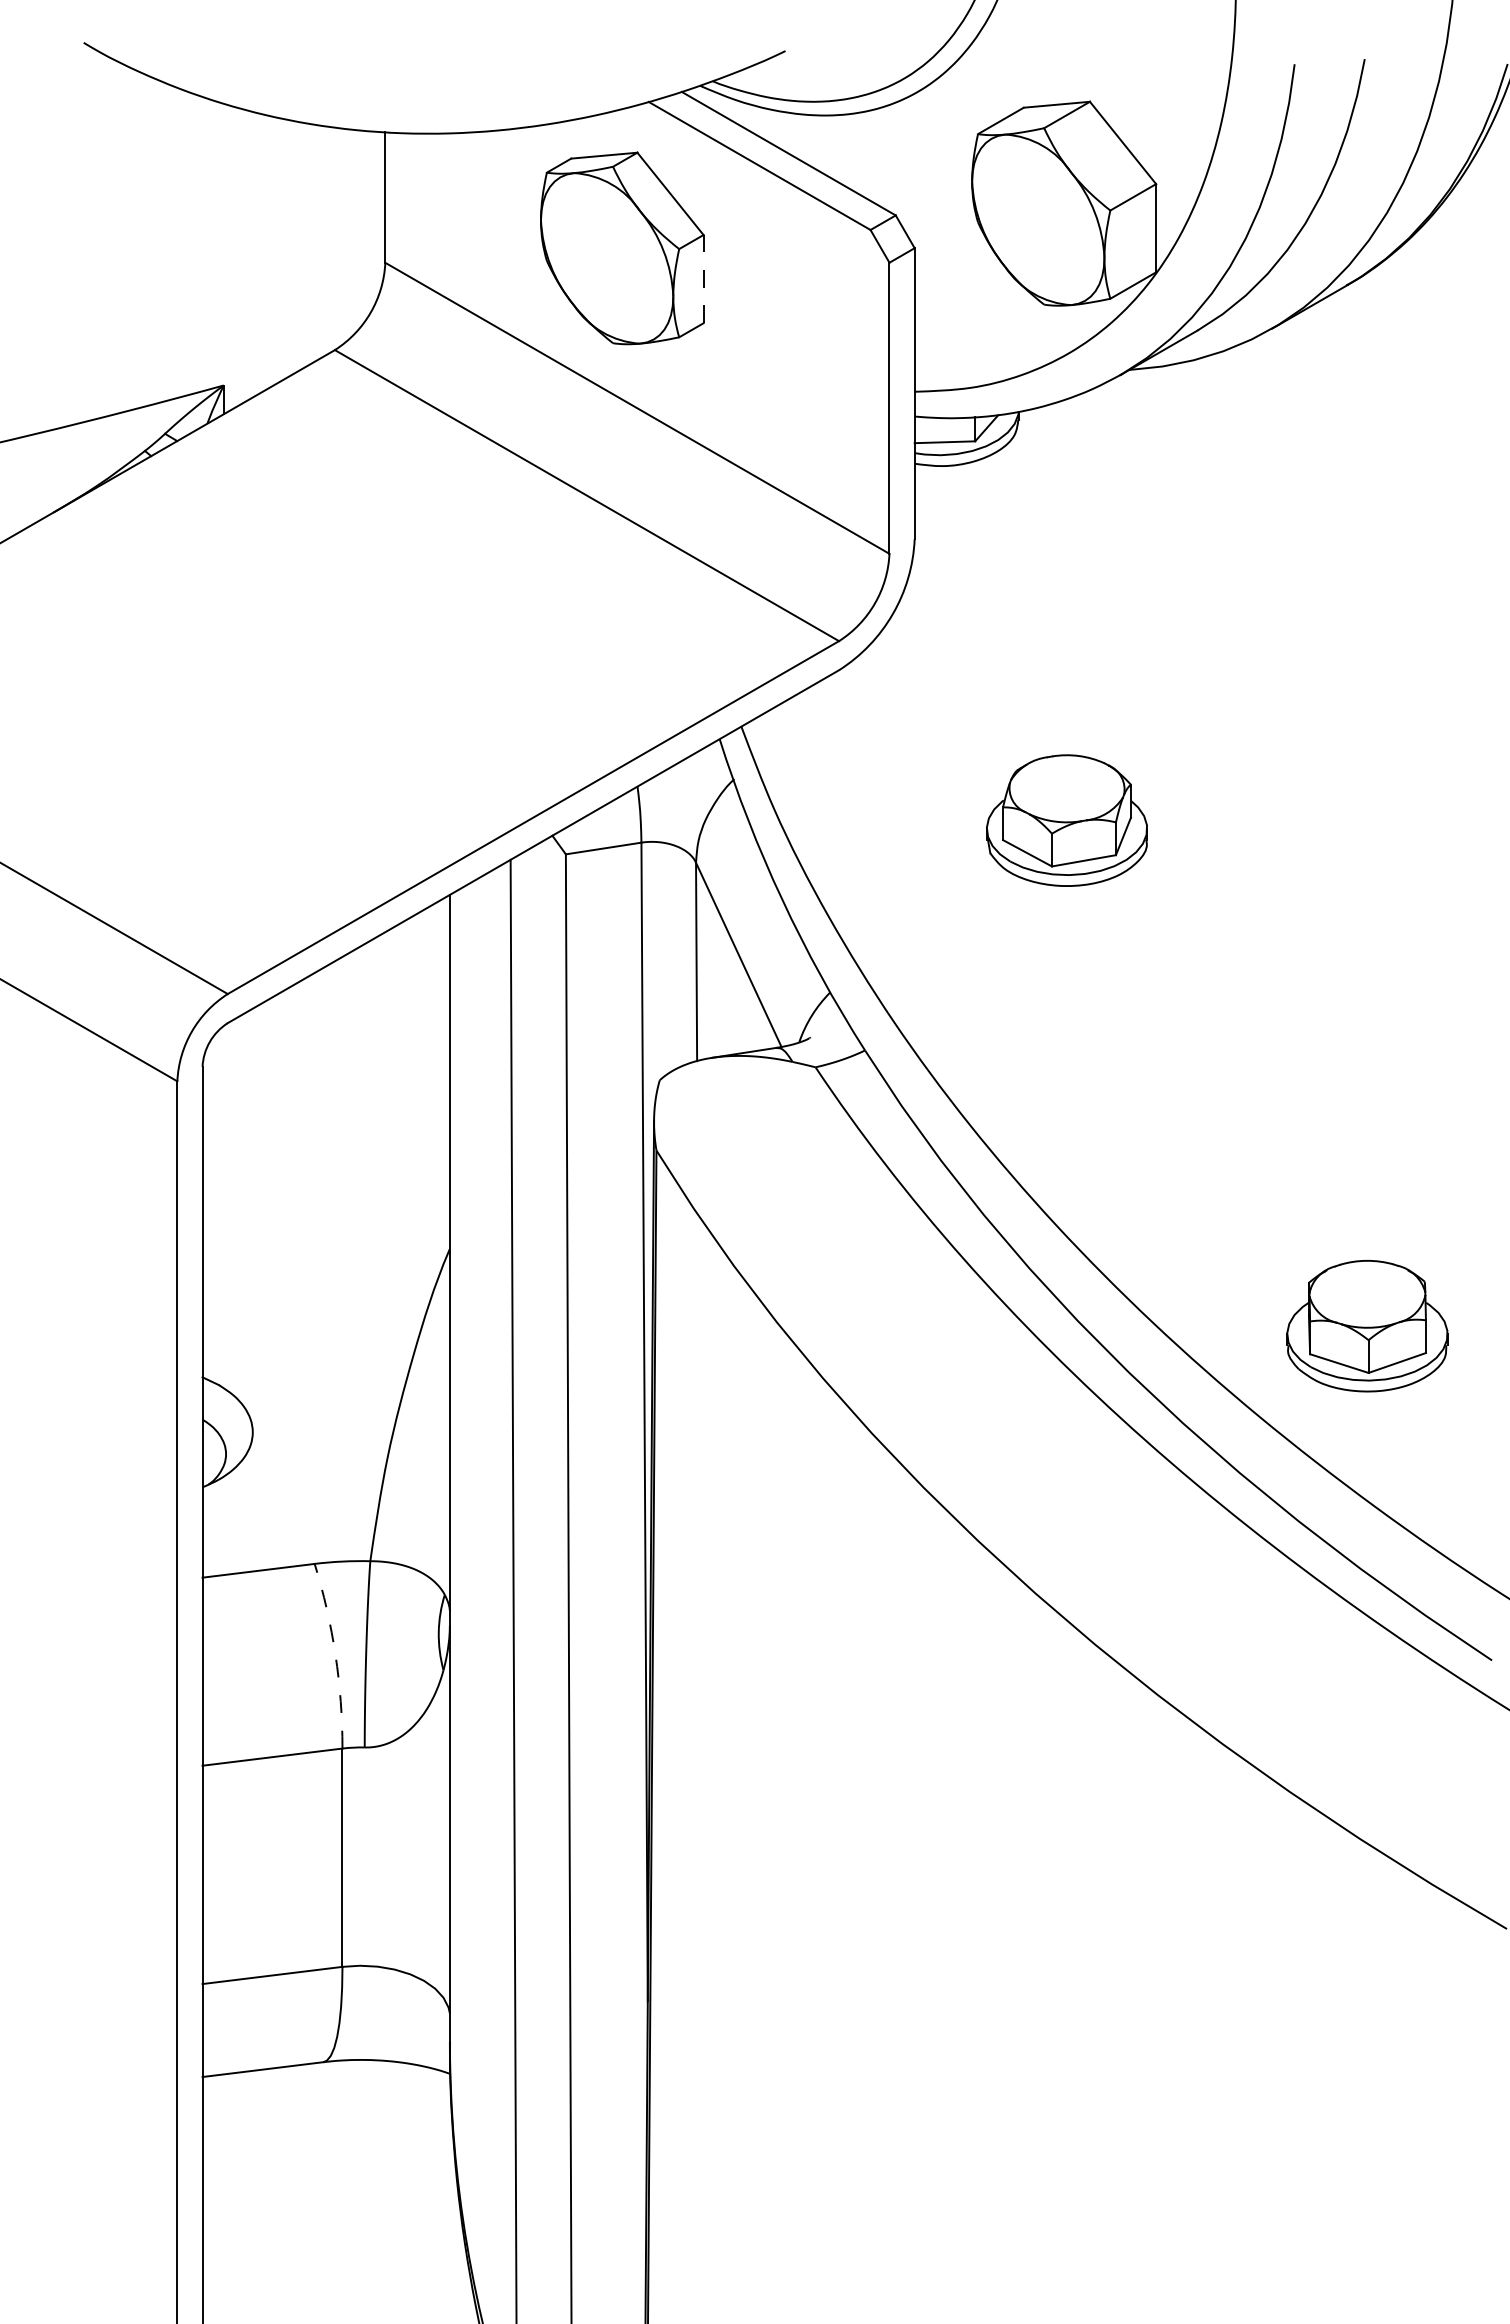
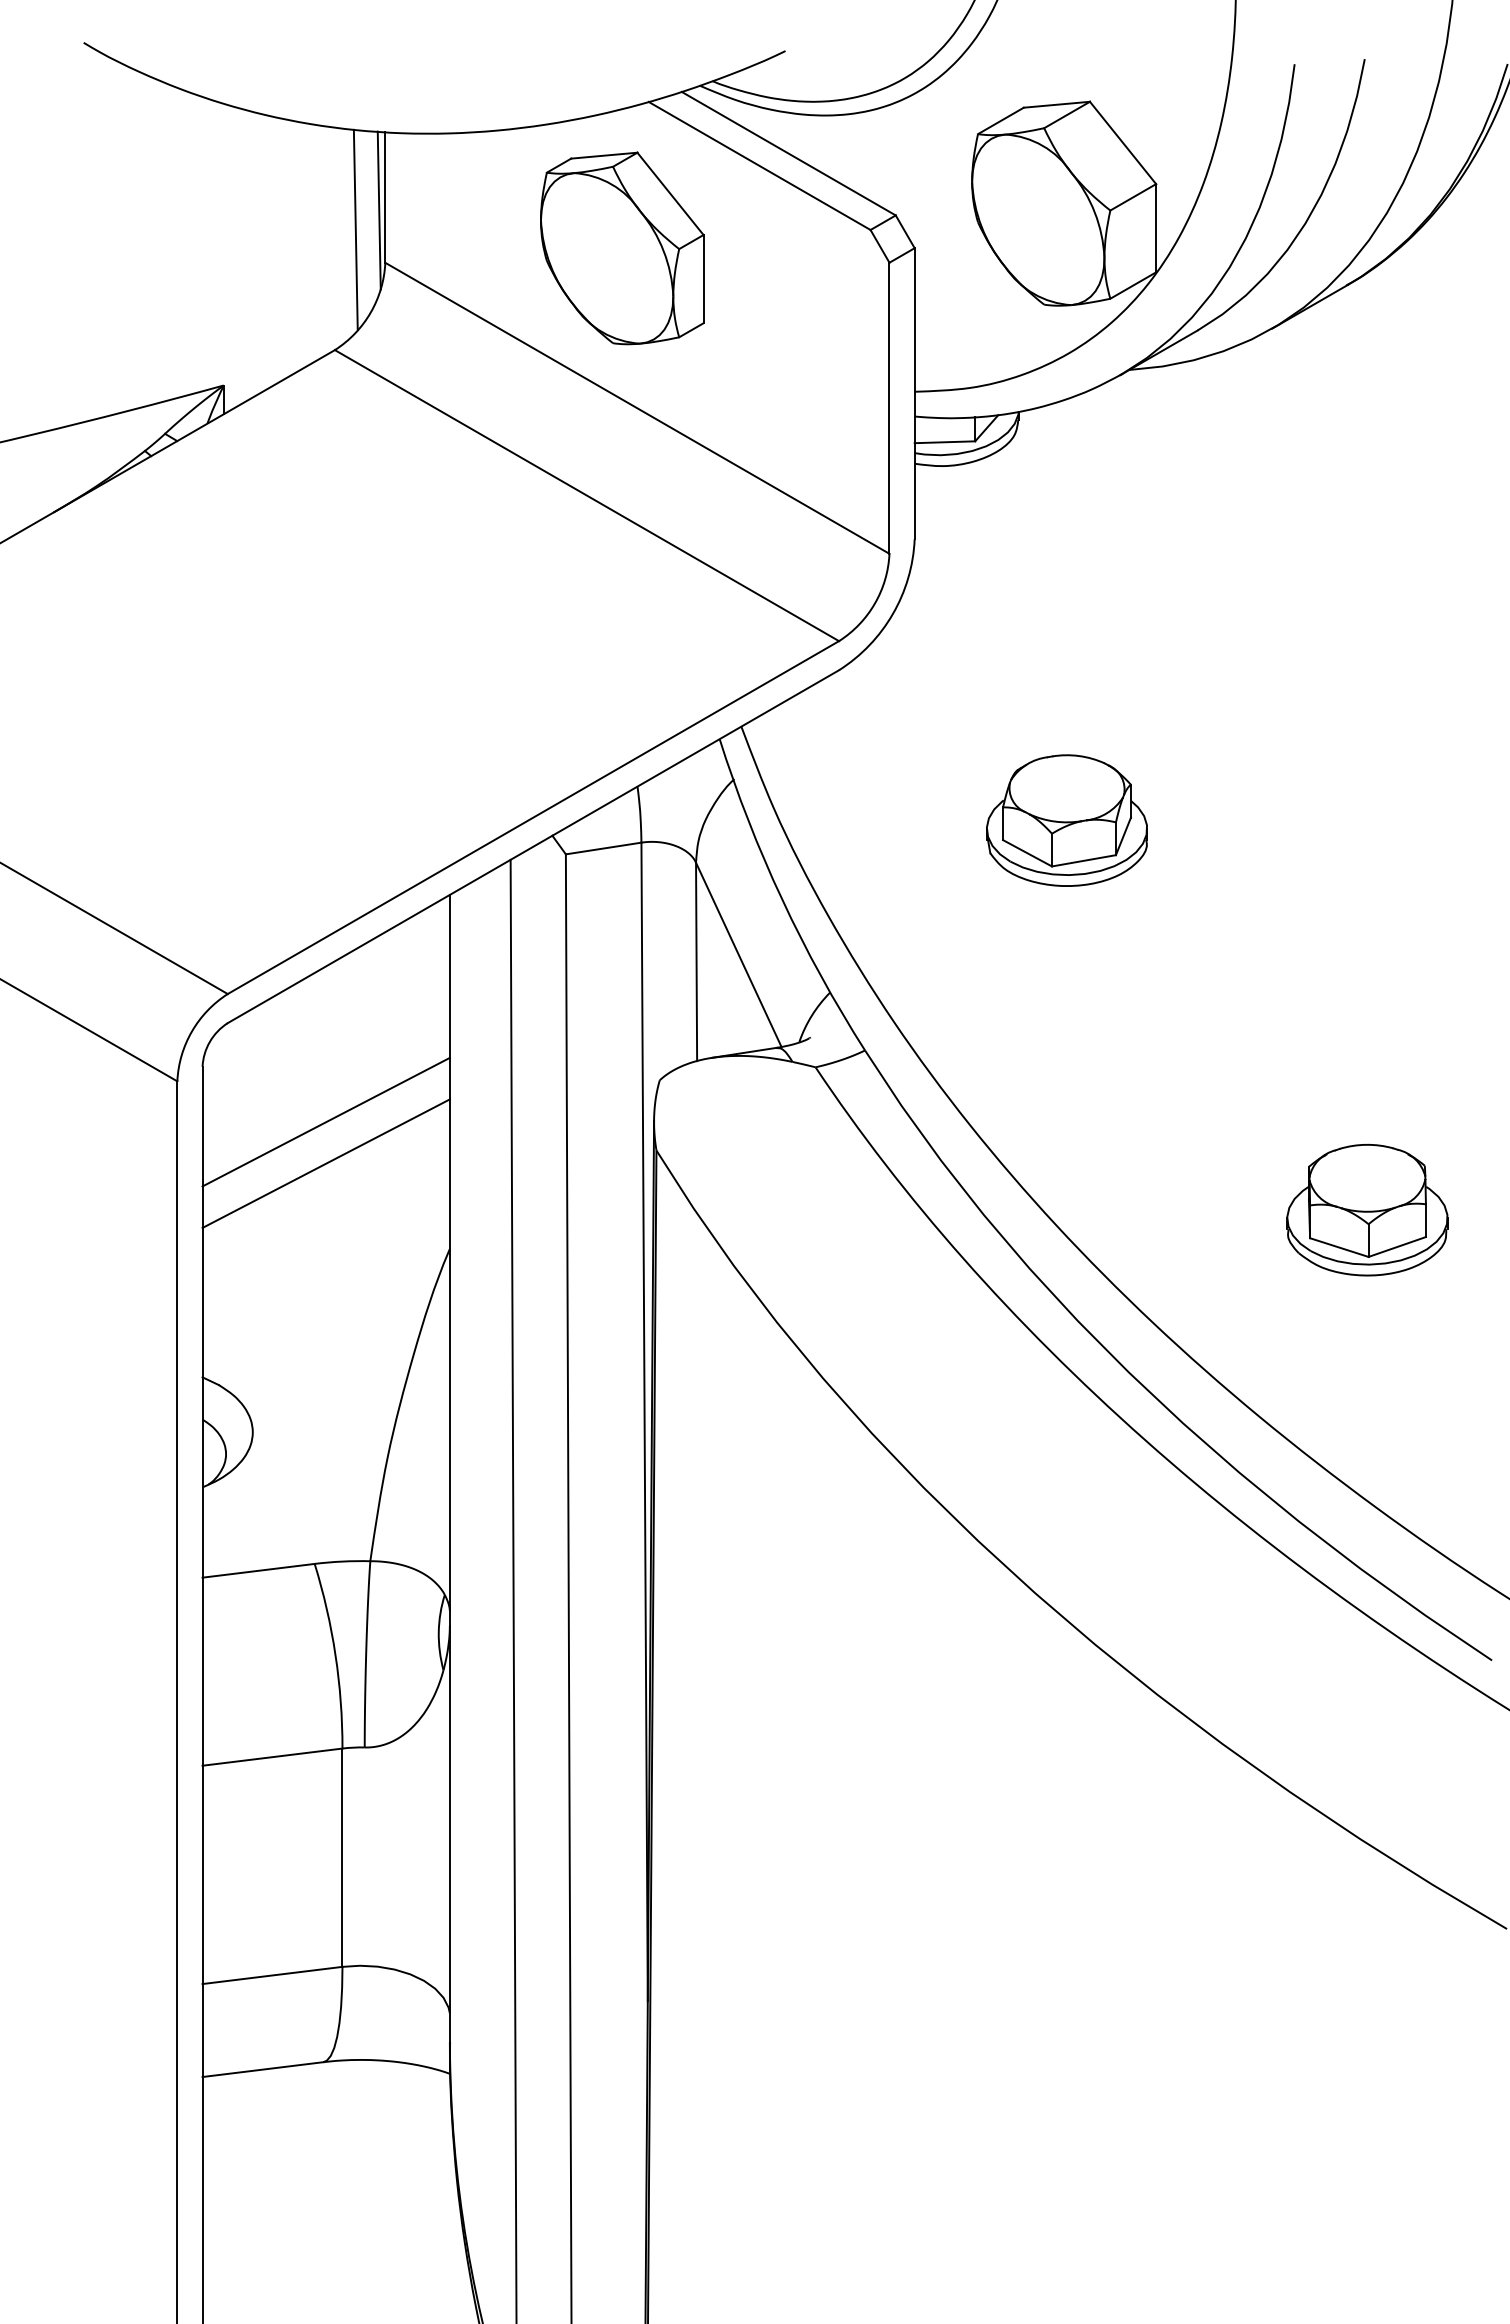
line: none -> present (378, 210)
line: none -> present (355, 229)
line: dashed -> solid (703, 278)
line: none -> present (325, 1121)
line: none -> present (325, 1163)
part position: (1367, 1325) -> (1367, 1209) (1367, 1209)
arc: dashed -> solid (335, 1655)
